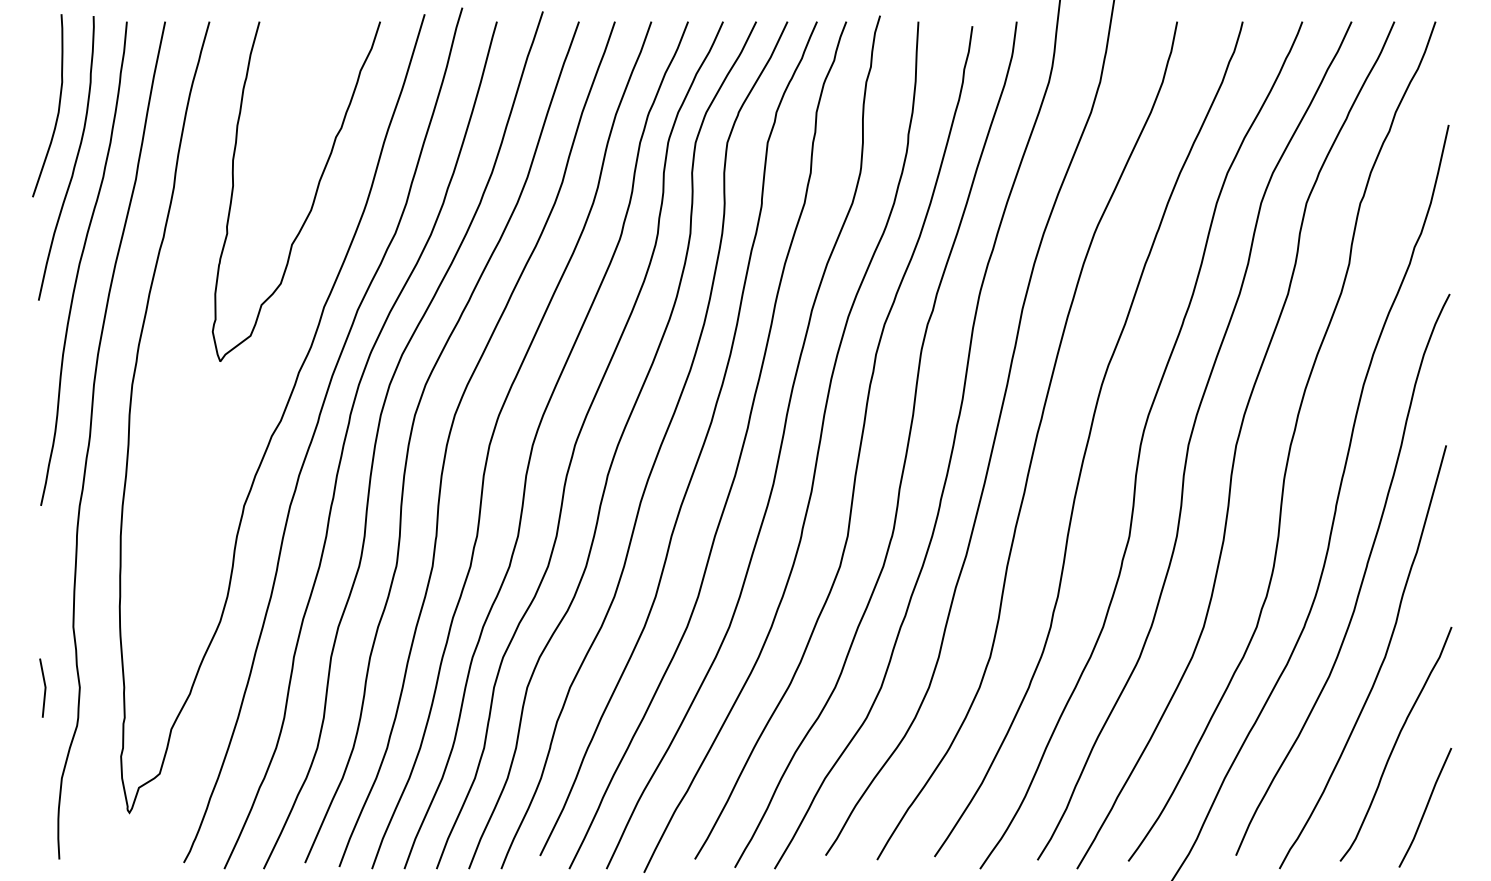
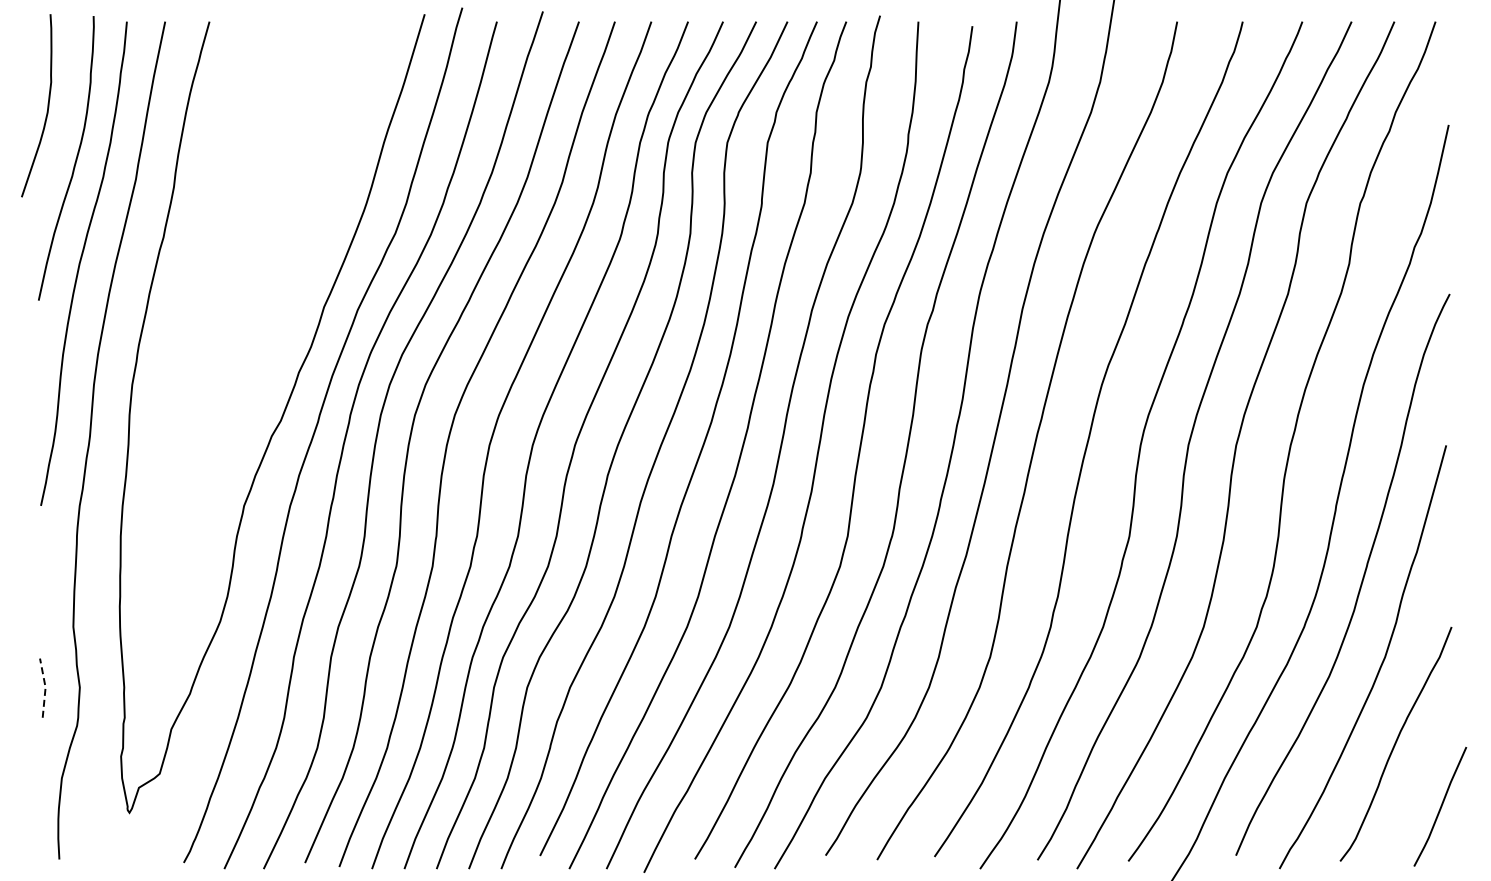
curve position: (58, 105) -> (47, 105) (47, 105)
curve: present -> none (313, 198)
line: solid -> dashed (45, 687)
curve position: (1425, 807) -> (1440, 806) (1440, 806)
